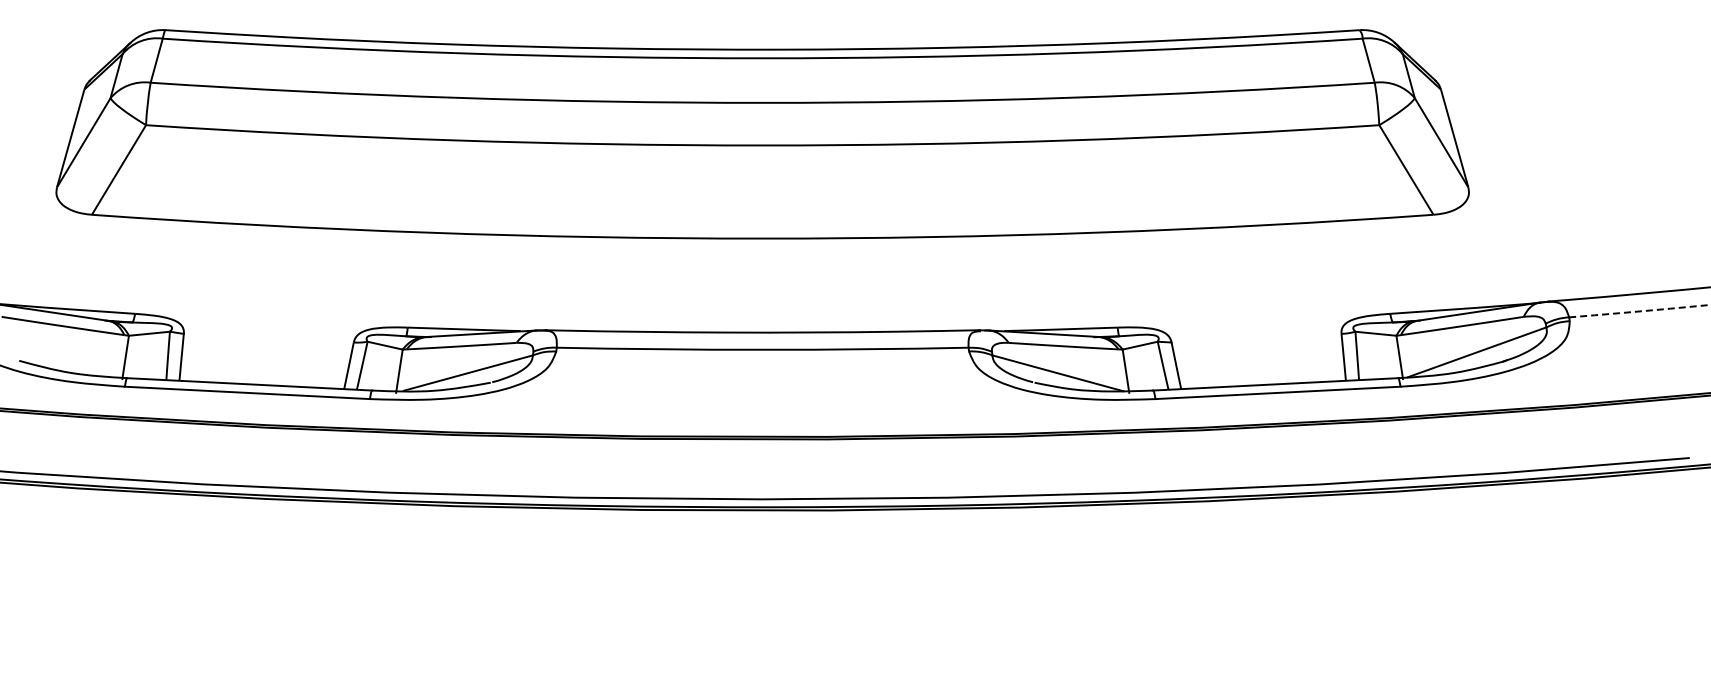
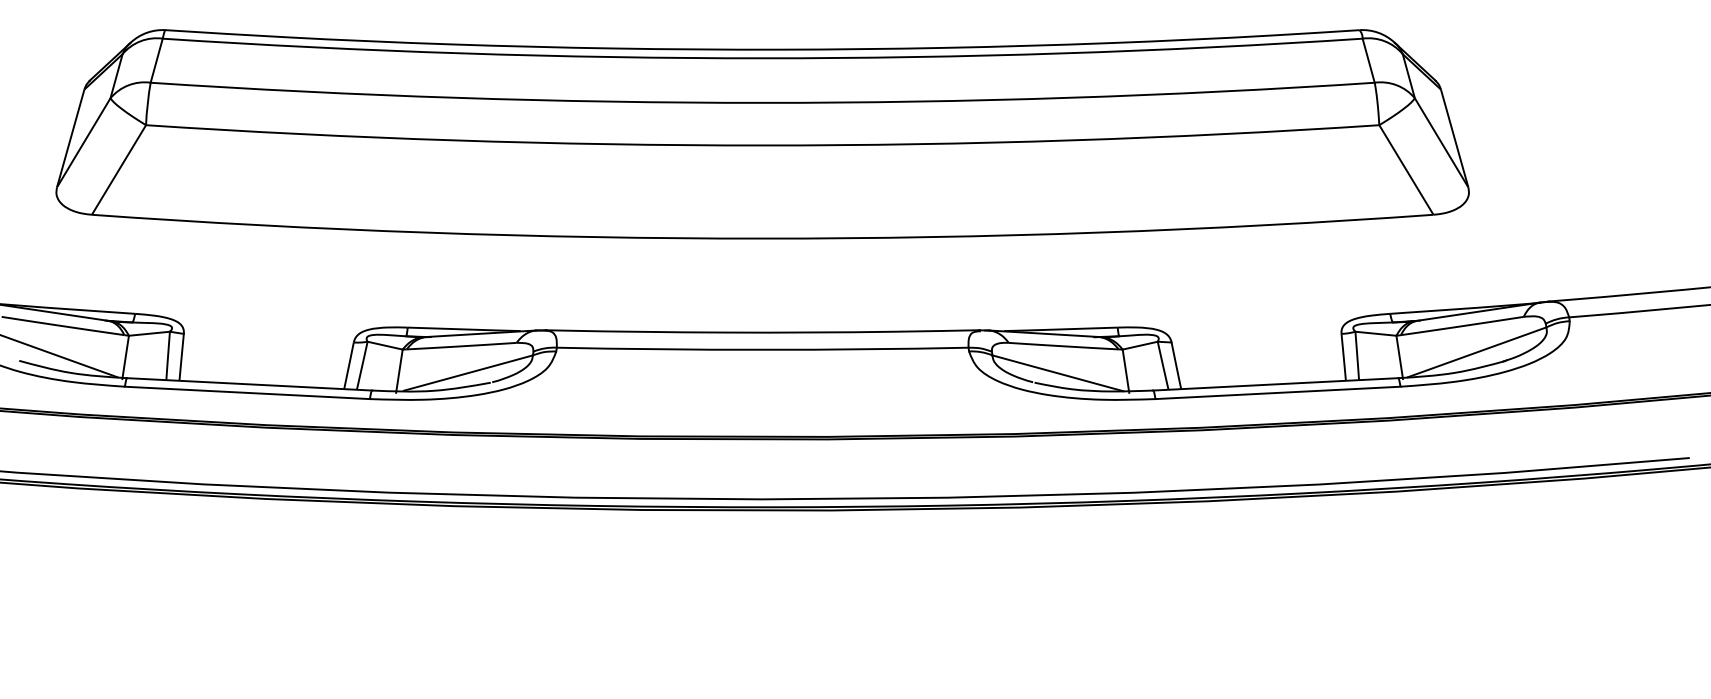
arc: dashed -> solid (1640, 311)
line: none -> present (59, 356)
